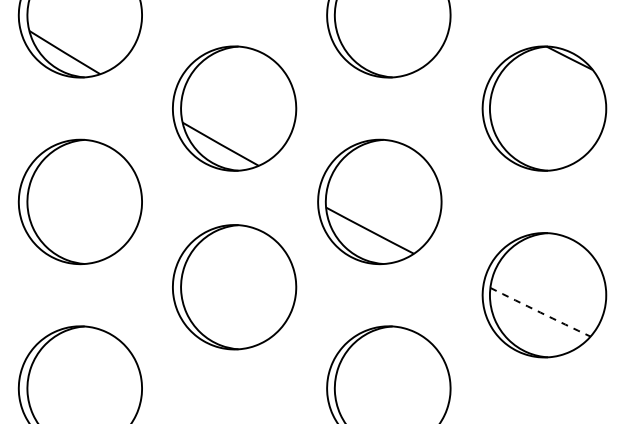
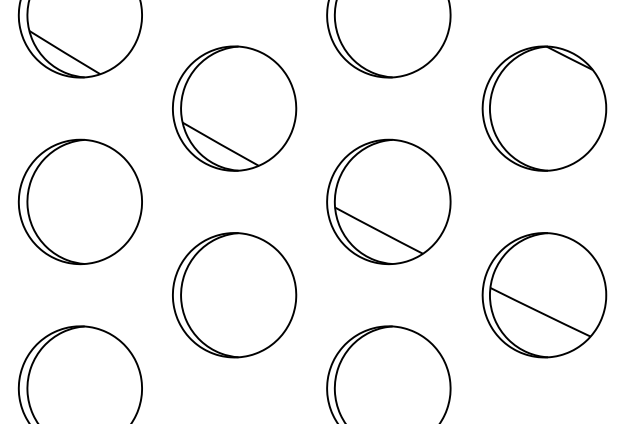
part position: (379, 201) -> (388, 201) (388, 201)
part position: (234, 287) -> (234, 295) (234, 295)
arc: dashed -> solid (540, 312)
